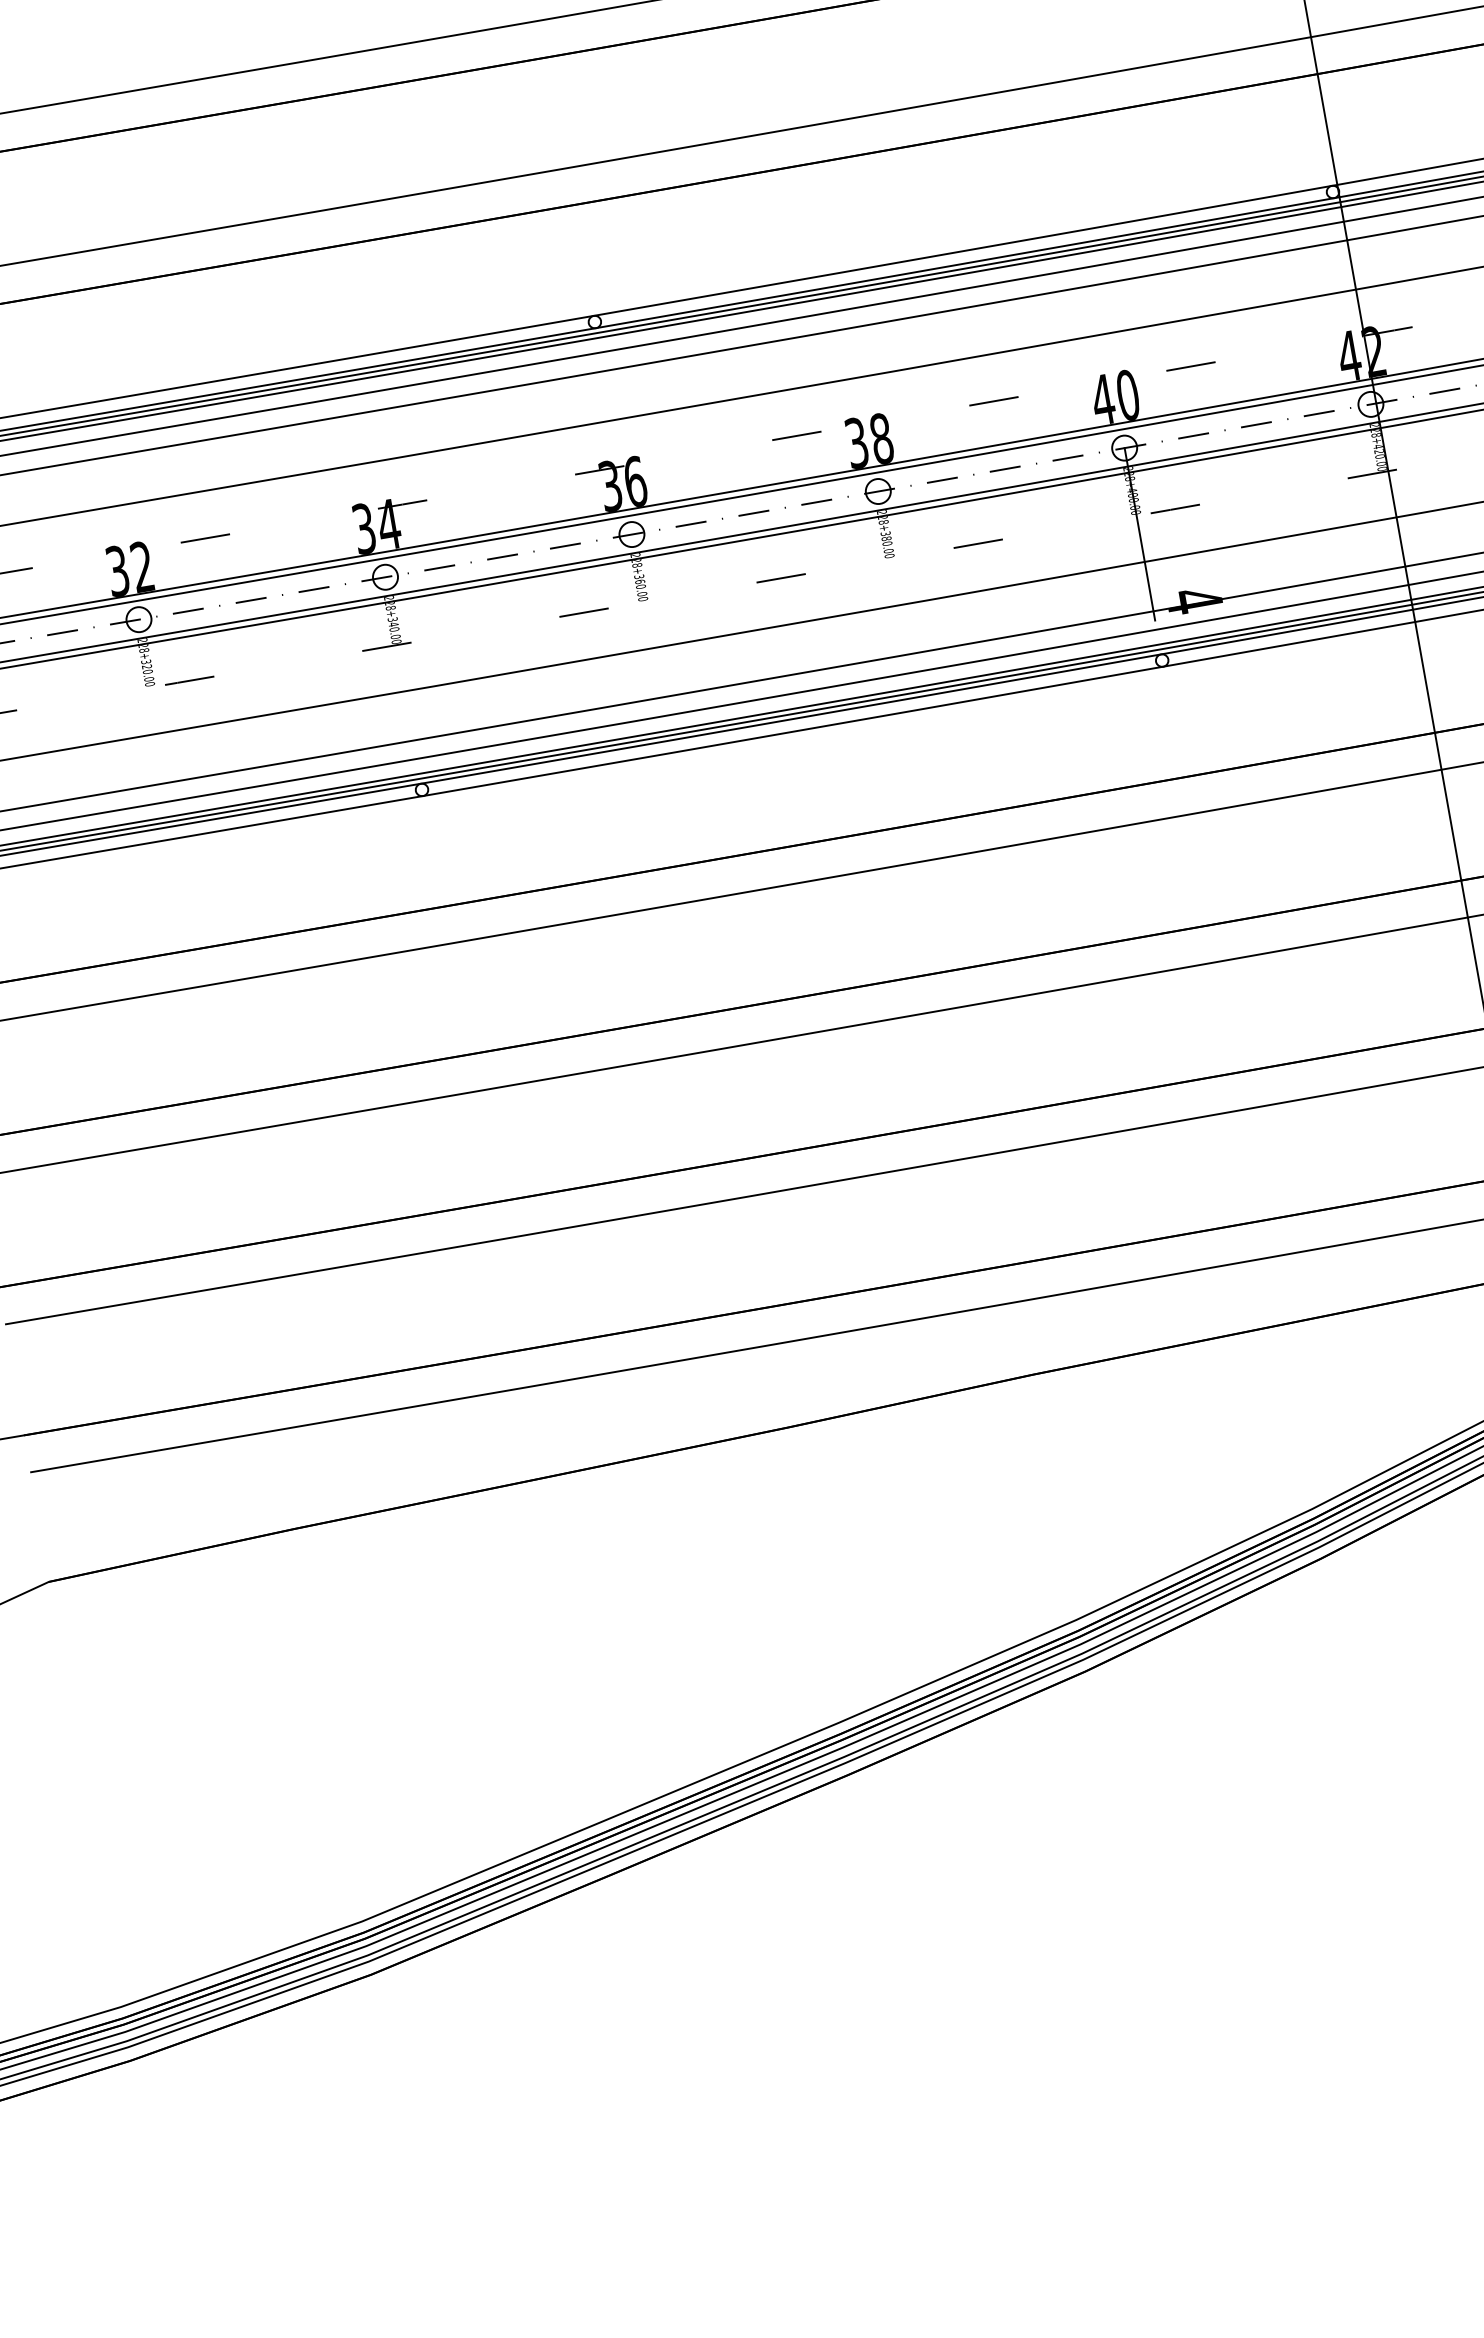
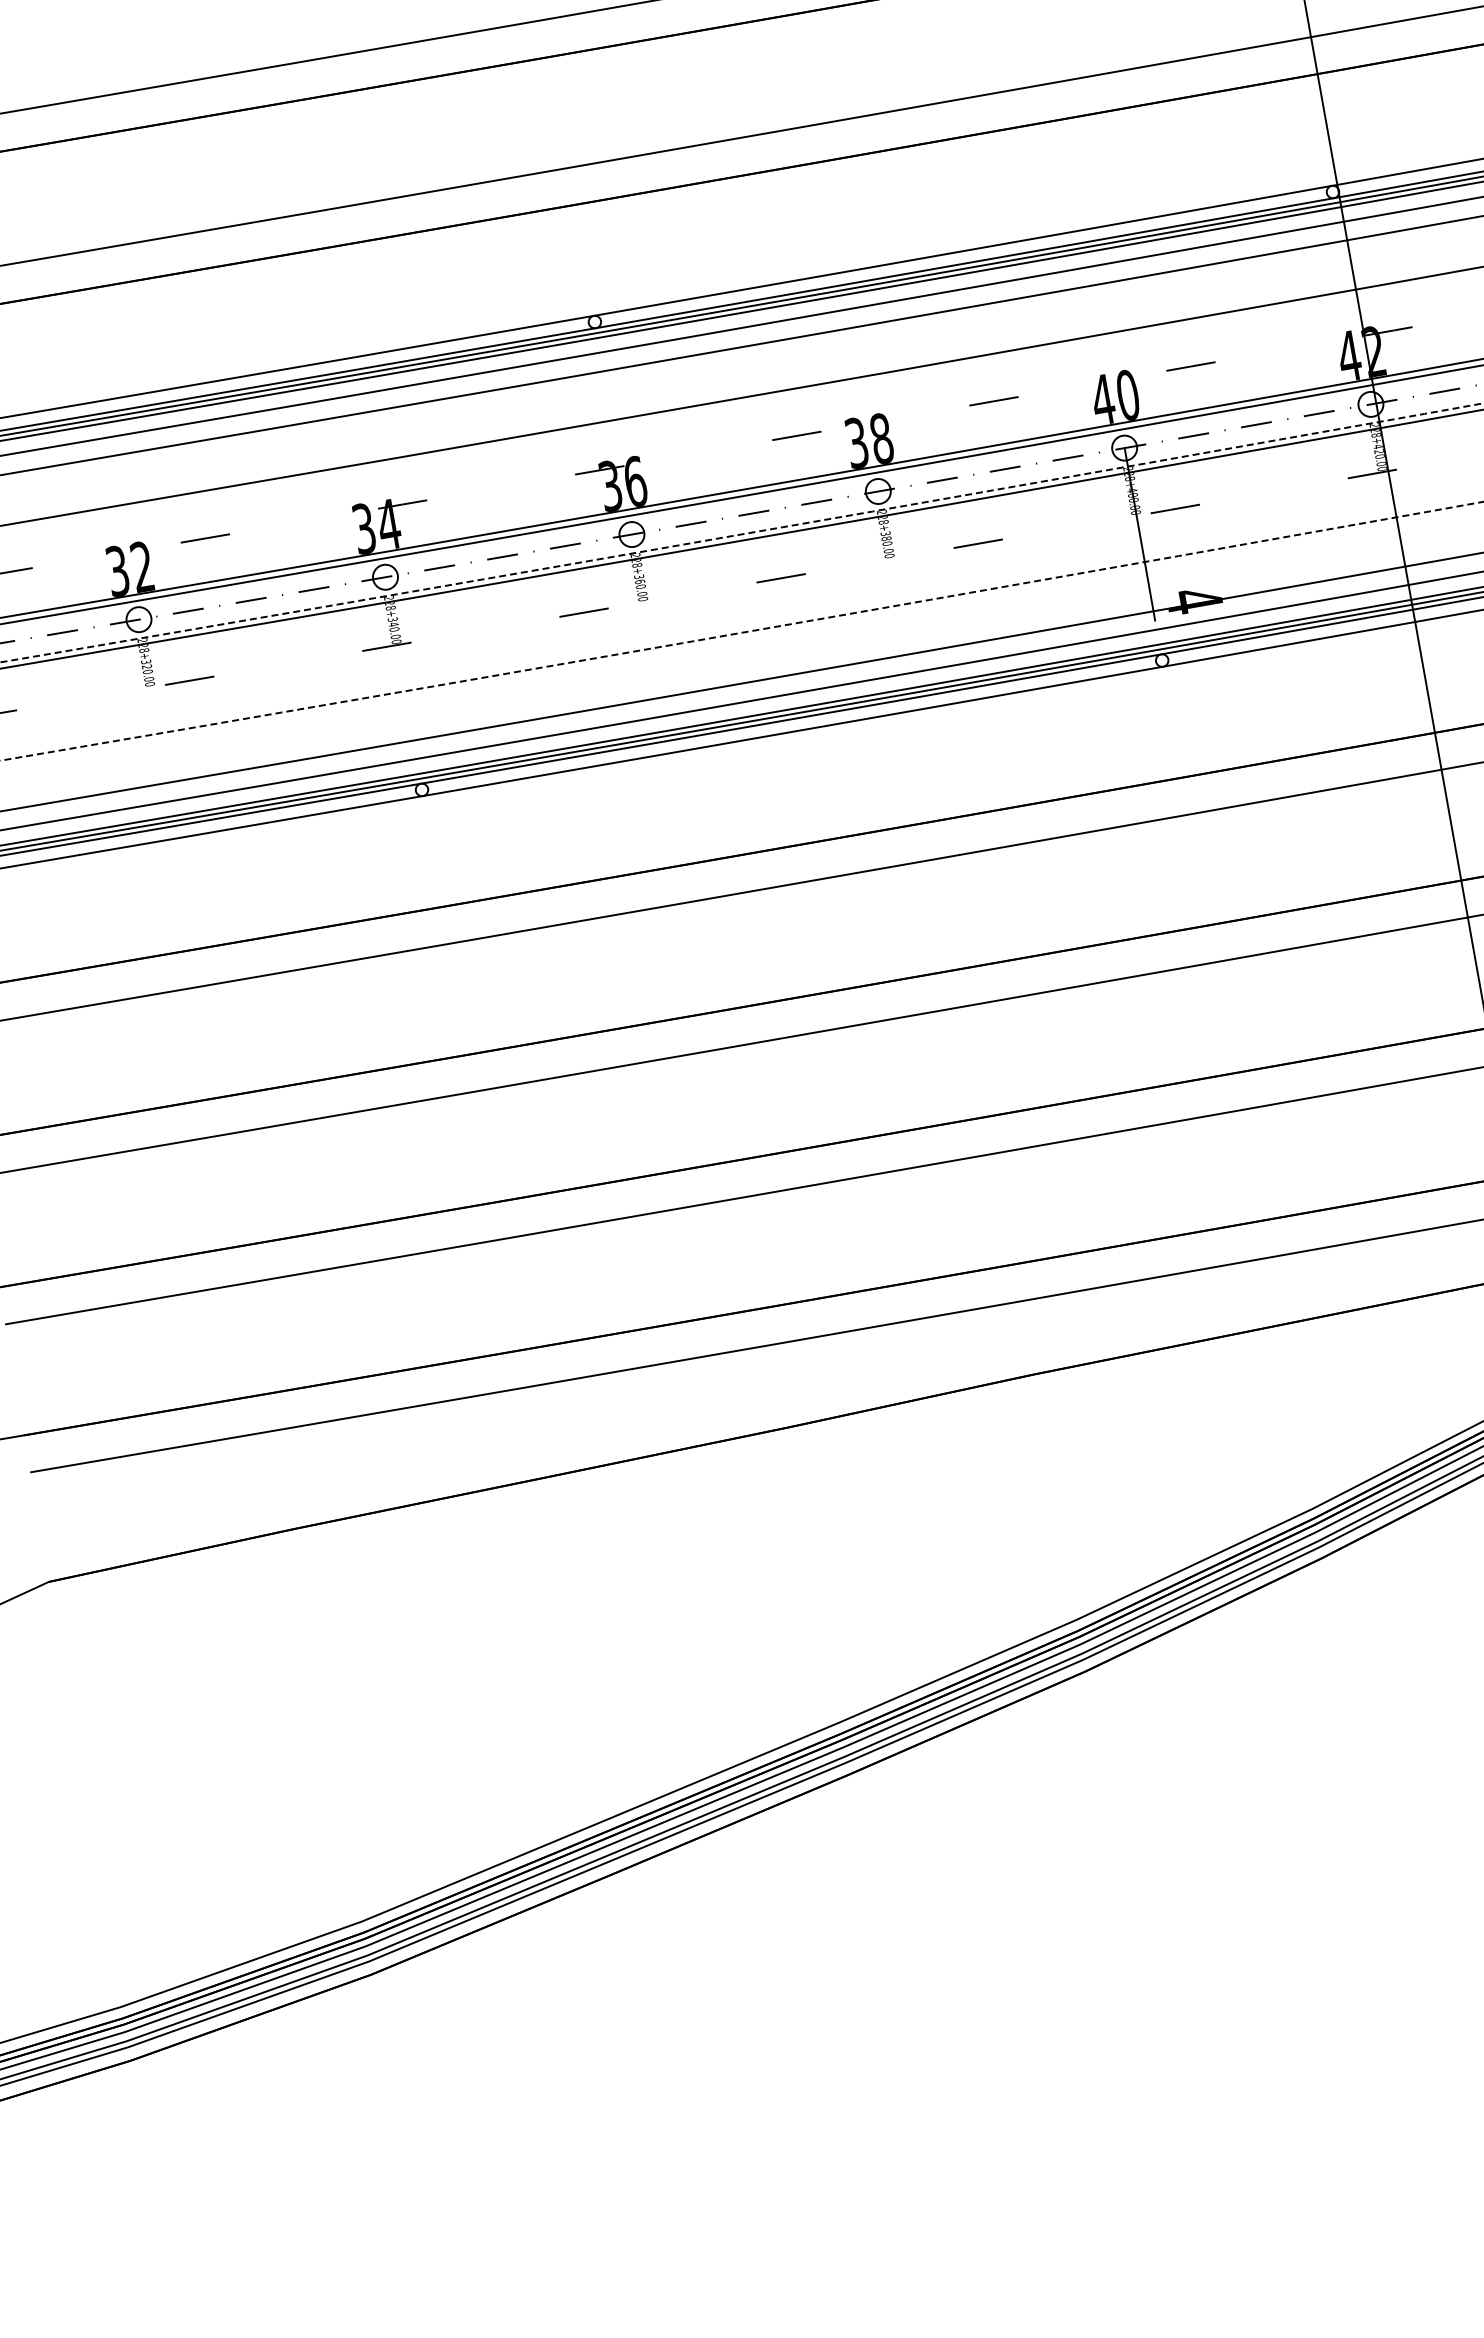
line: solid -> dashed (742, 534)
line: solid -> dashed (742, 632)
